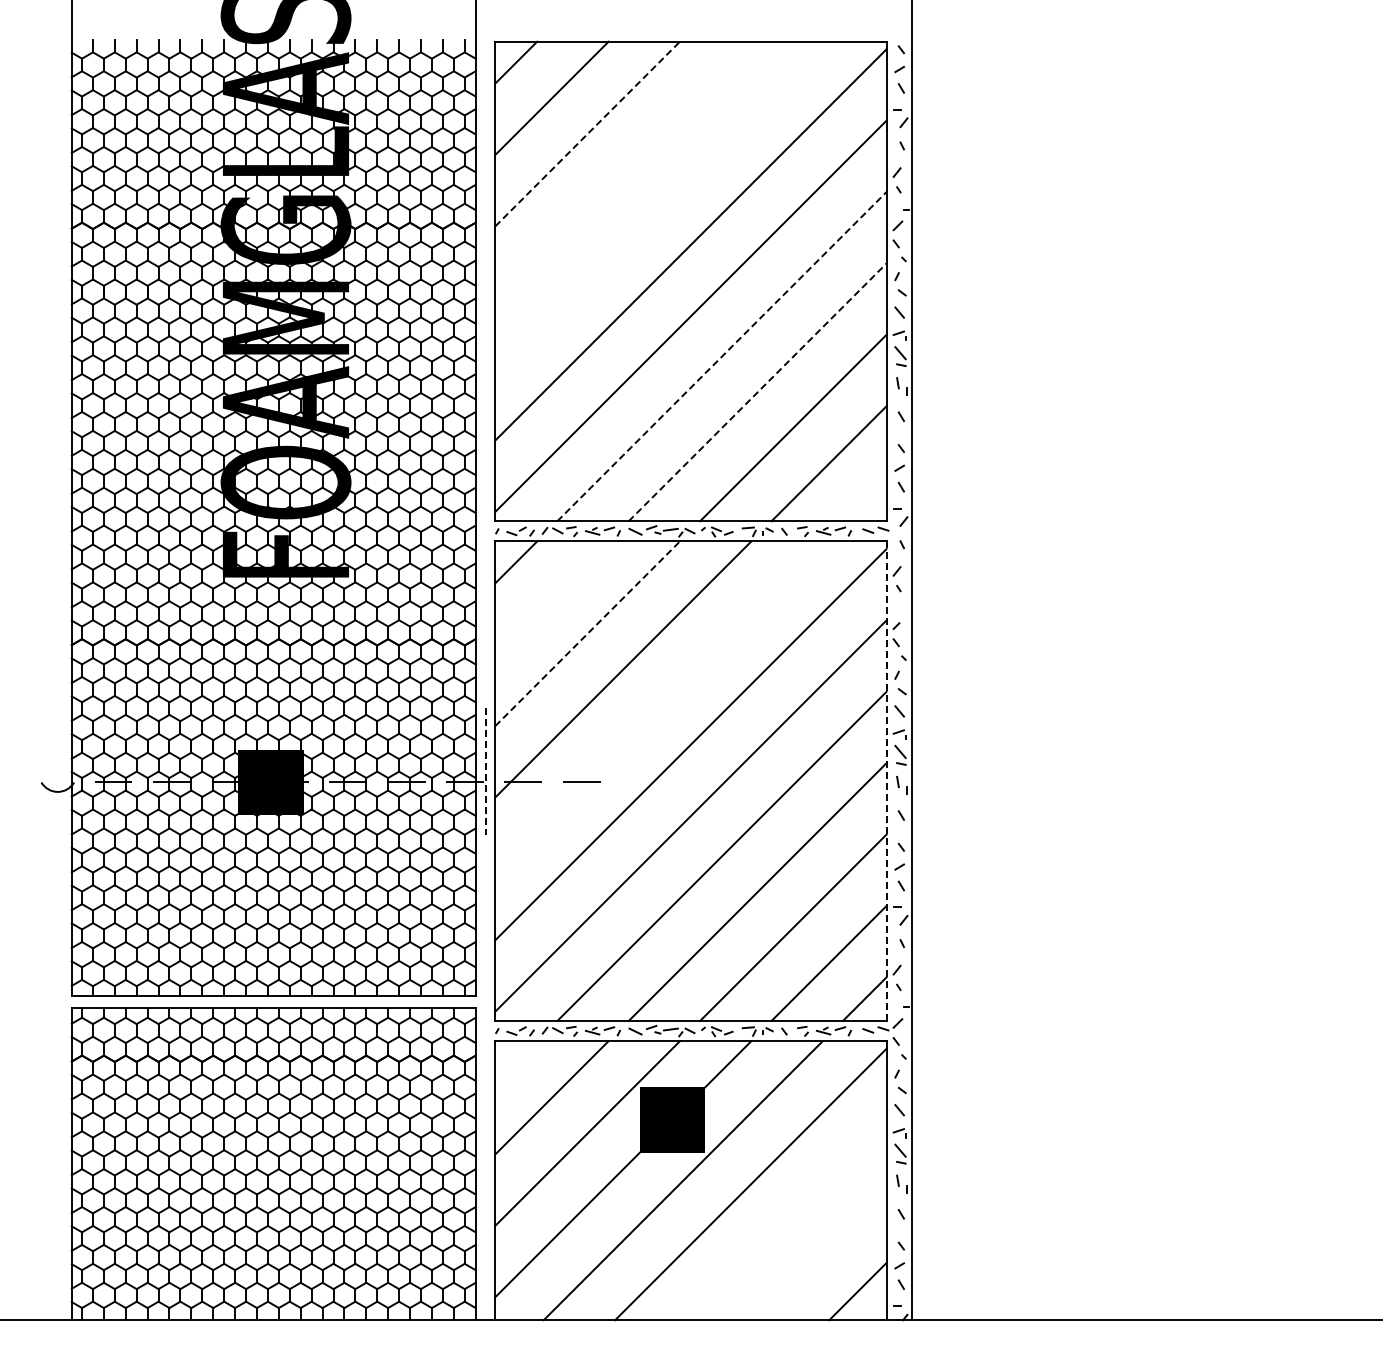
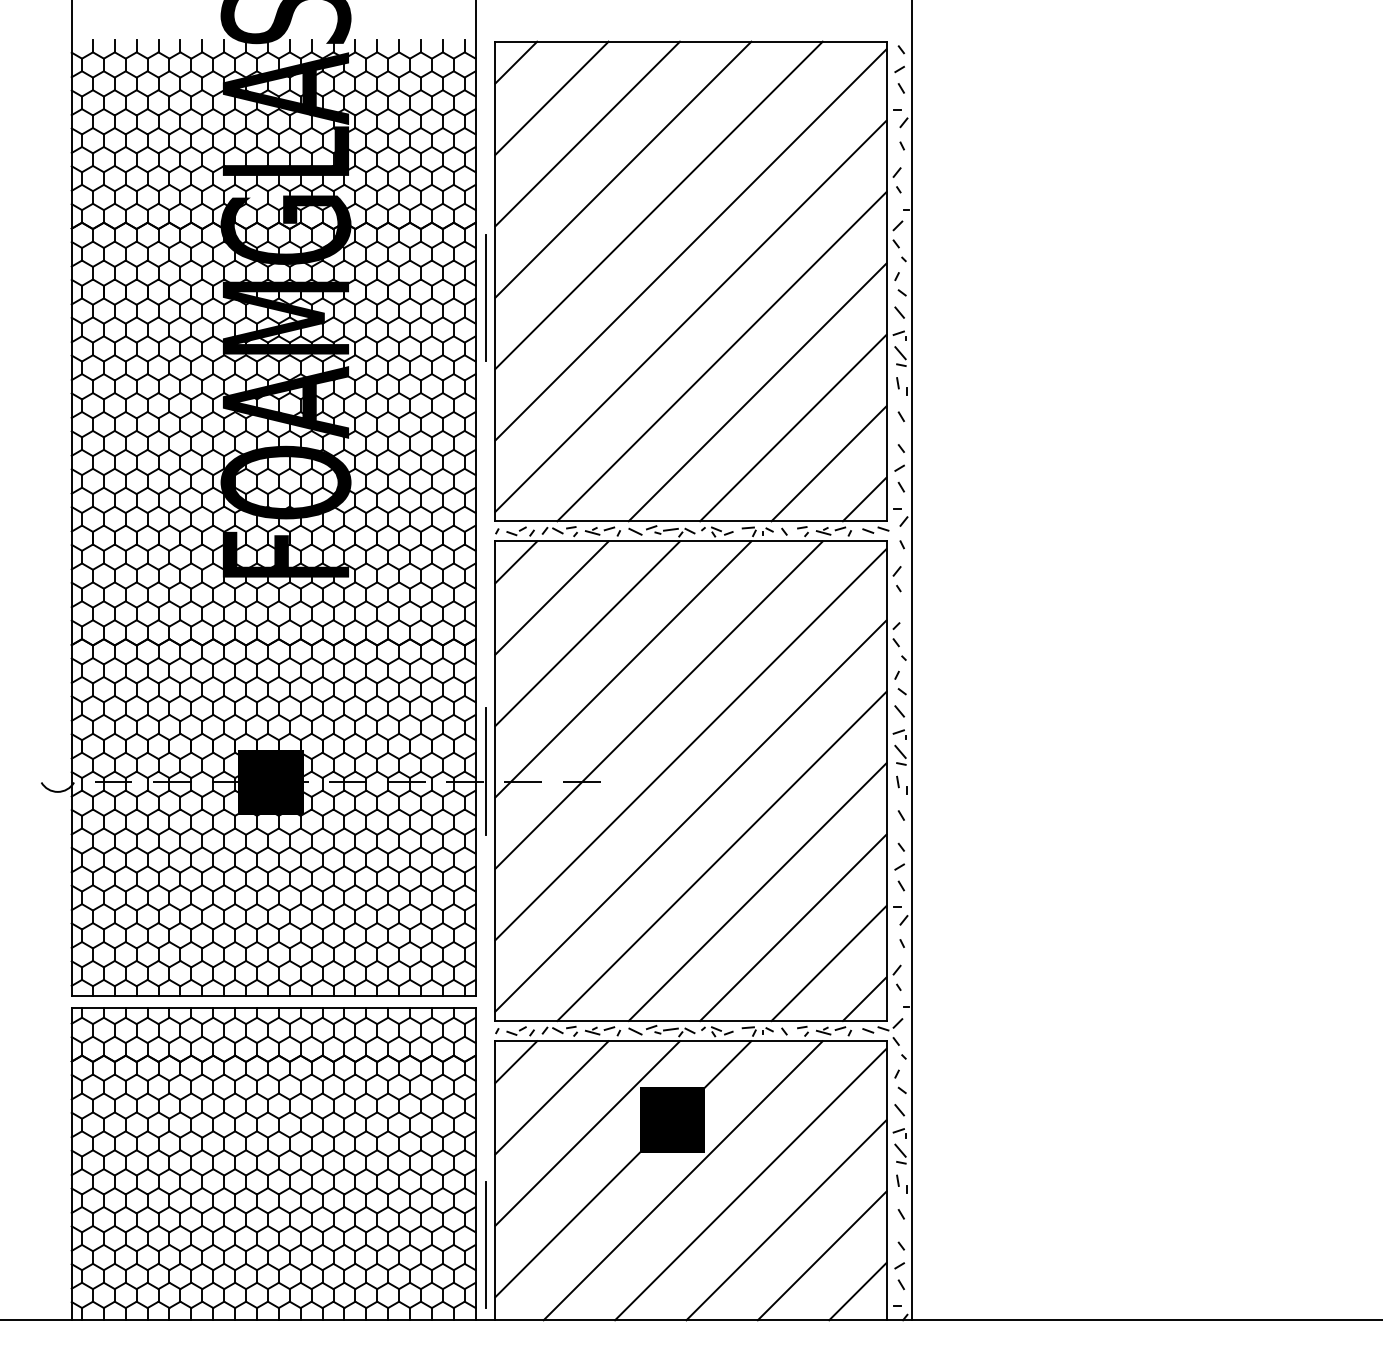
line: dashed -> solid (587, 134)
line: none -> present (623, 169)
line: none -> present (658, 205)
line: none -> present (485, 297)
line: dashed -> solid (721, 356)
line: dashed -> solid (758, 392)
line: none -> present (864, 499)
line: none -> present (551, 597)
line: dashed -> solid (587, 633)
line: none -> present (658, 704)
line: dashed -> solid (485, 772)
line: dashed -> solid (886, 781)
line: none -> present (516, 1062)
line: none -> present (786, 1220)
line: none -> present (485, 1244)
line: none -> present (821, 1255)
